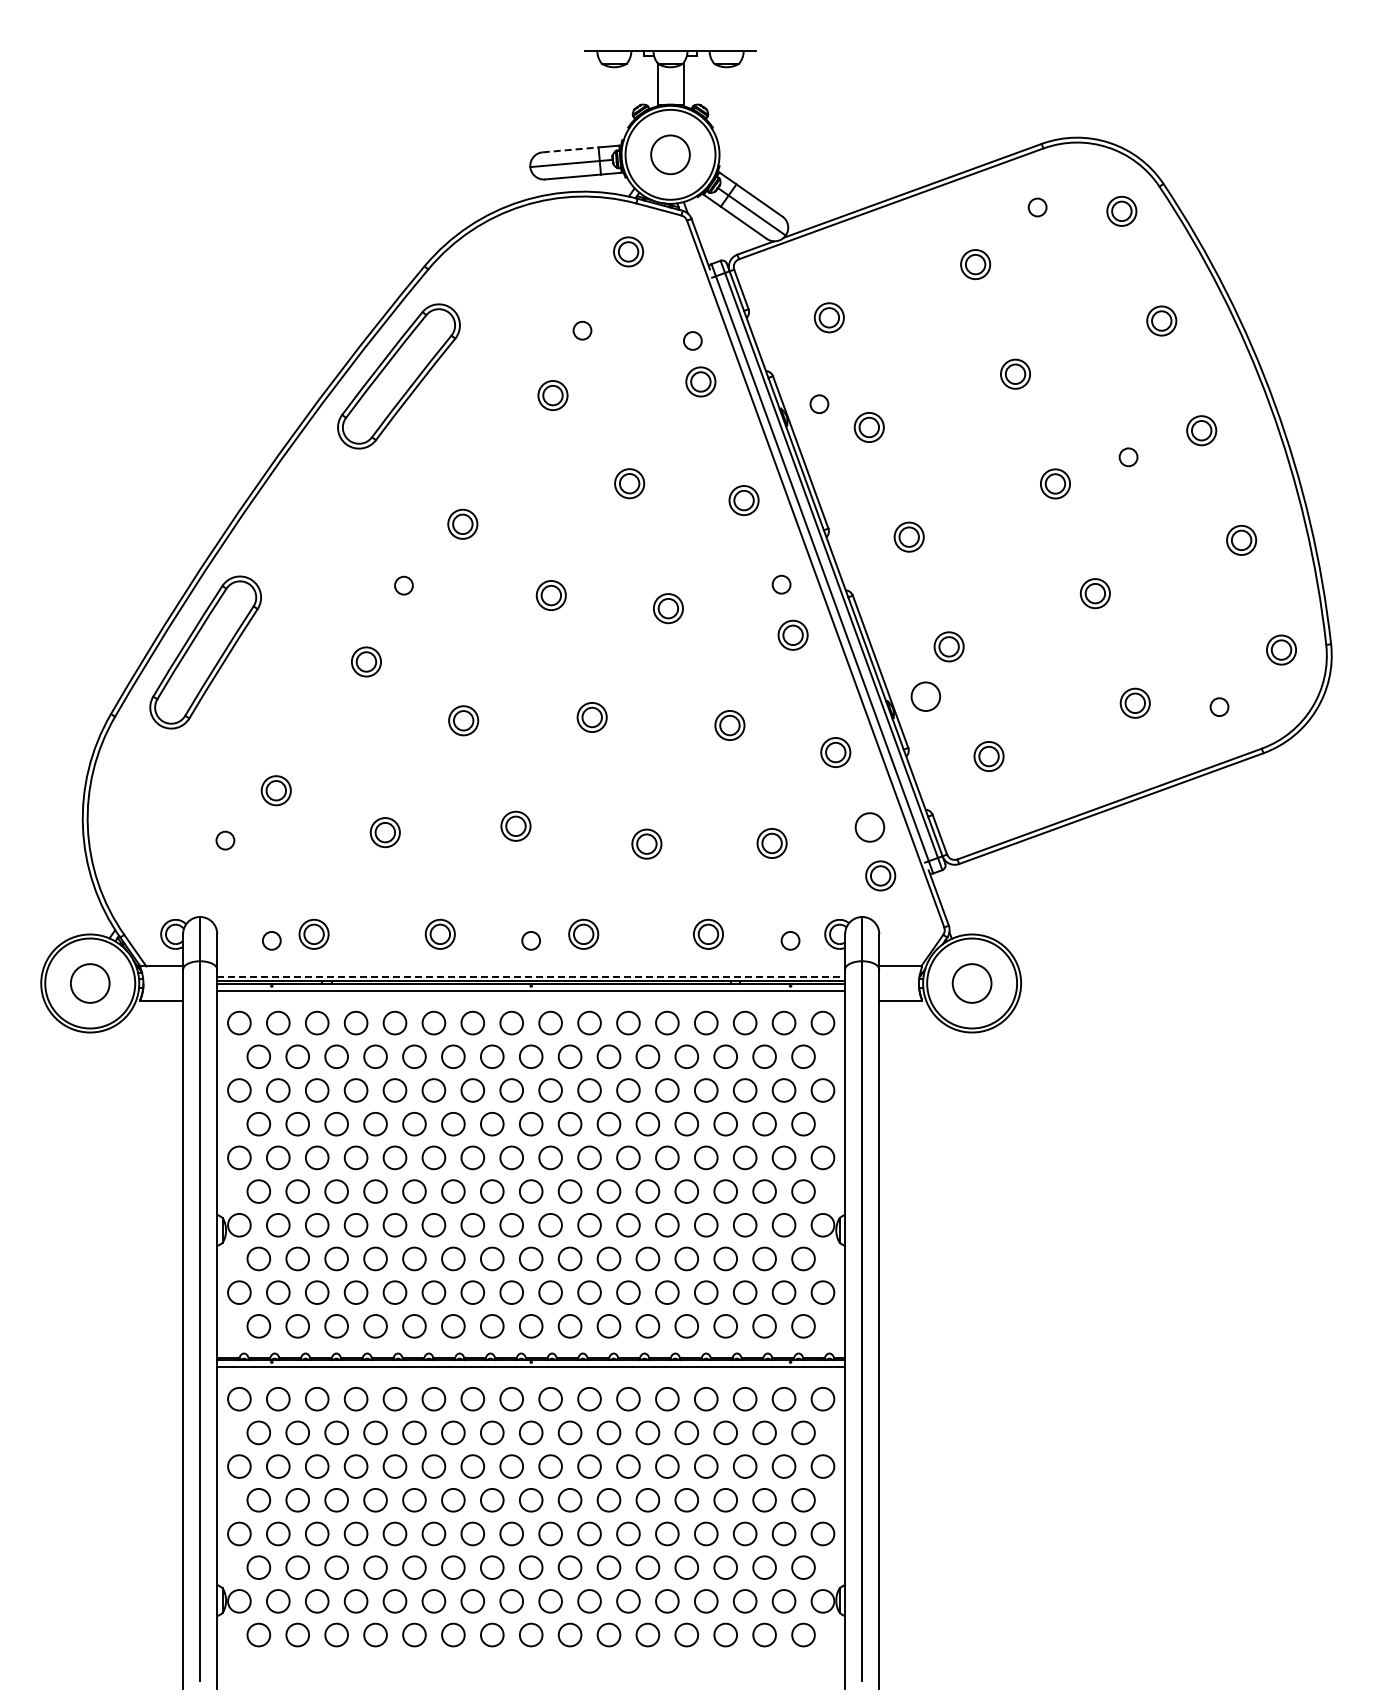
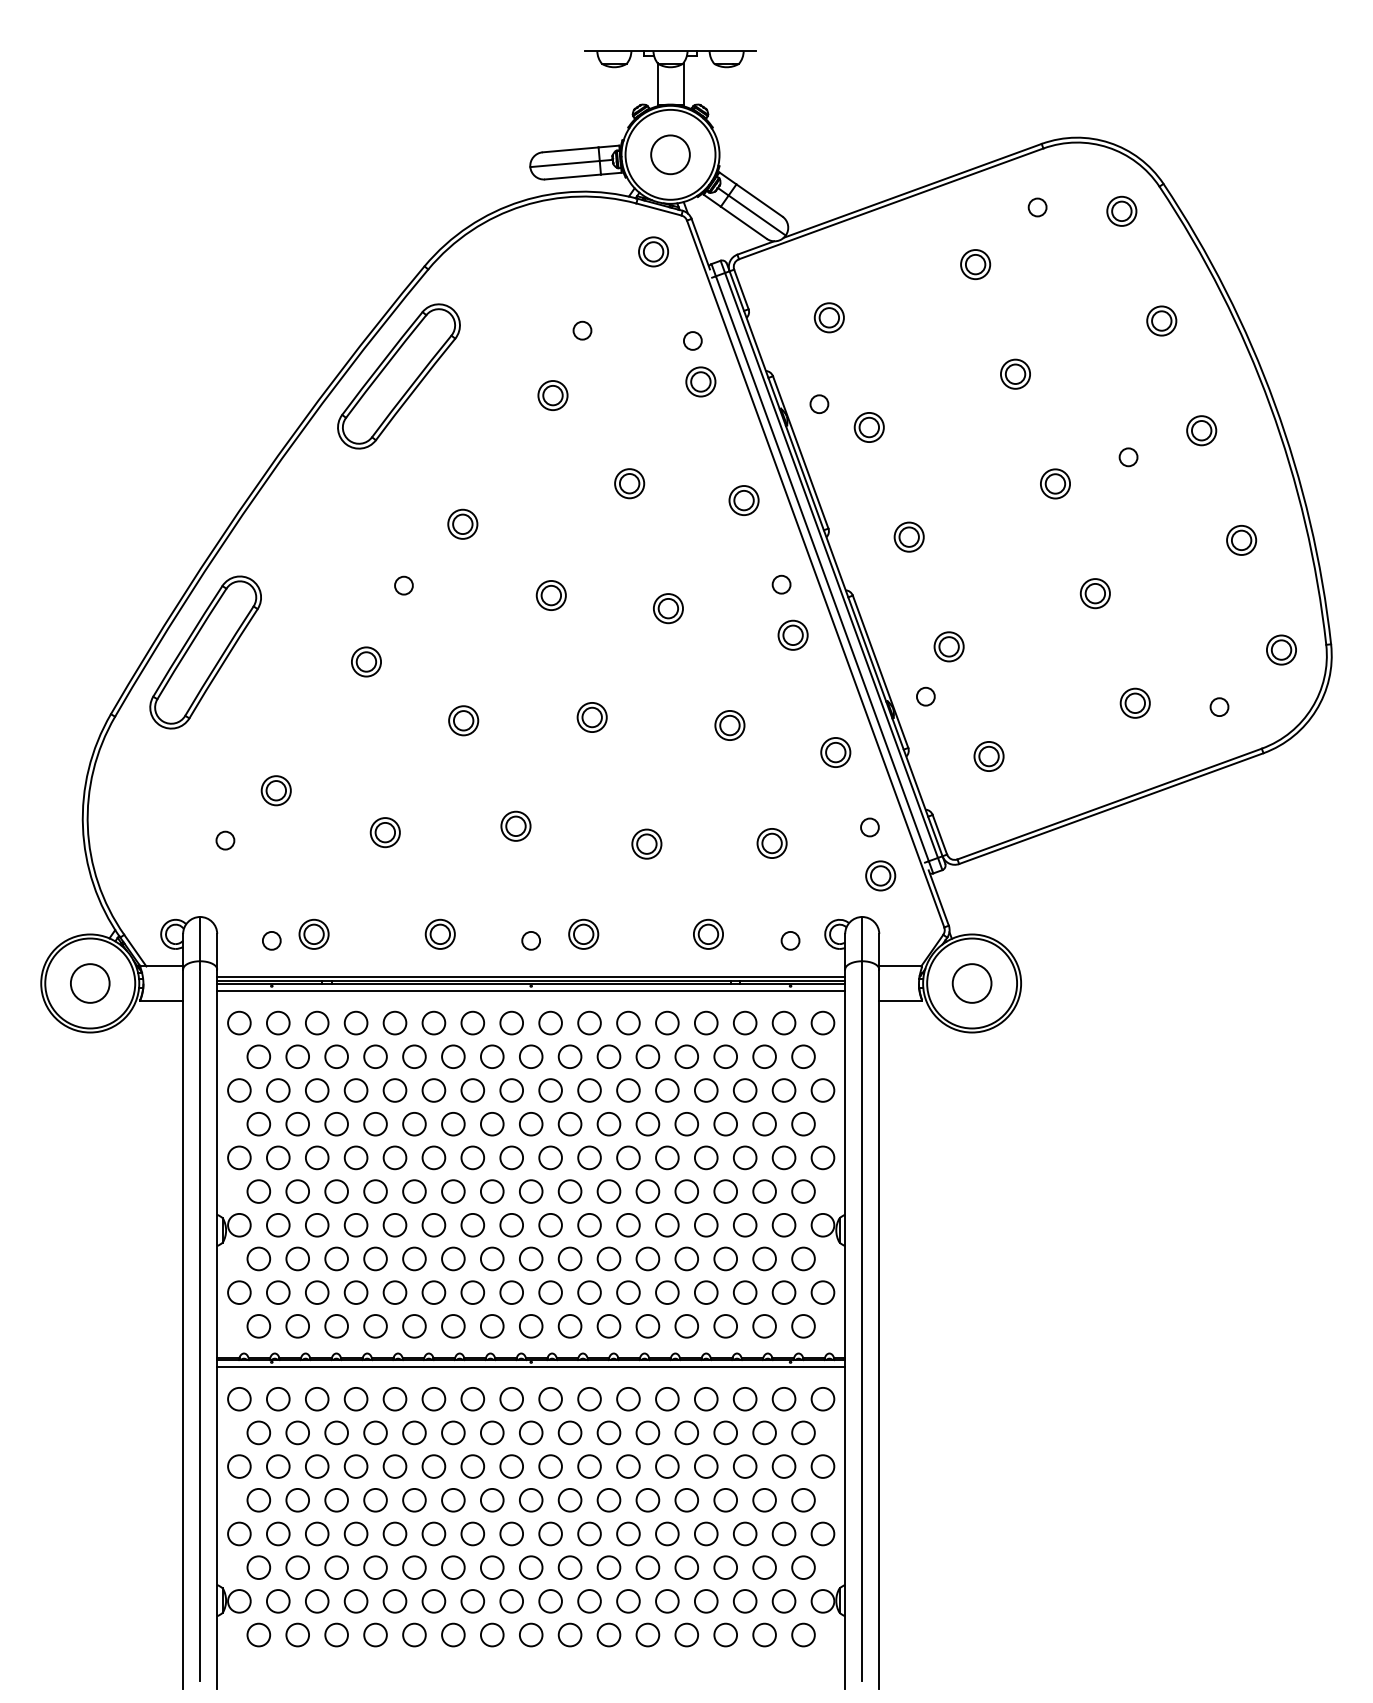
line: dashed -> solid (571, 149)
part position: (628, 251) -> (653, 251) (653, 251)
circle diameter: 29 px -> 18 px (925, 696)
circle diameter: 29 px -> 18 px (869, 827)
line: dashed -> solid (531, 976)
